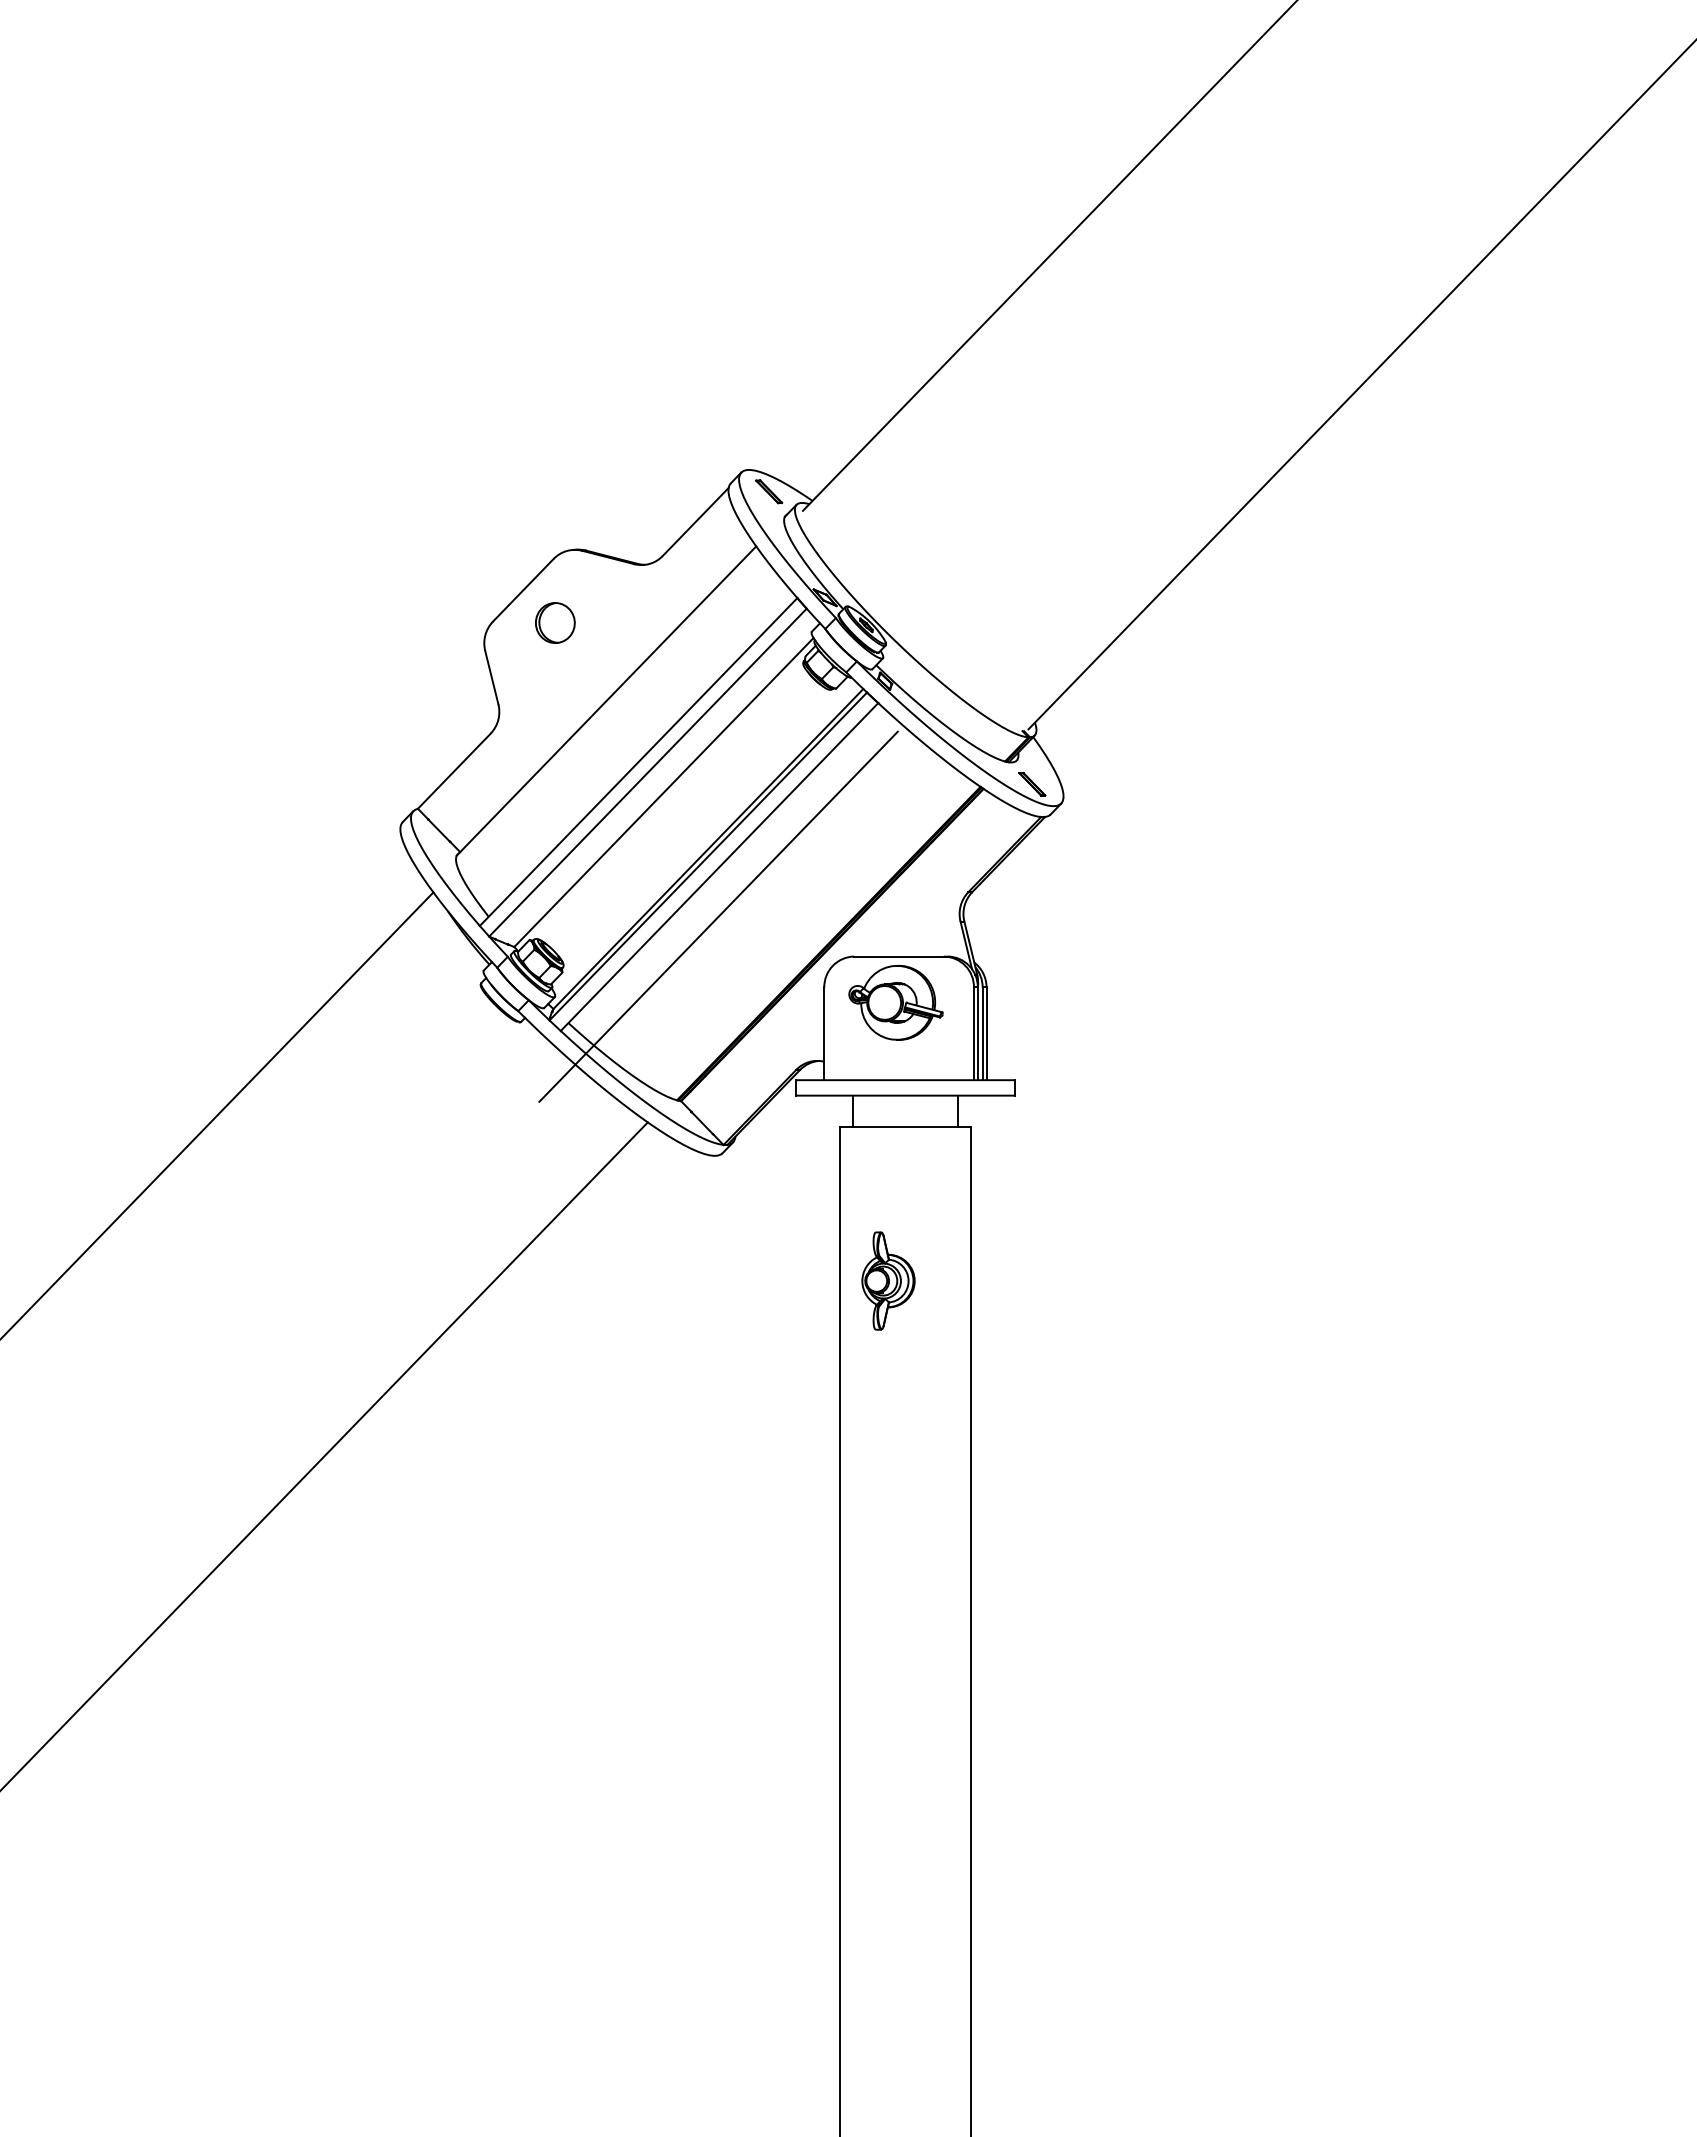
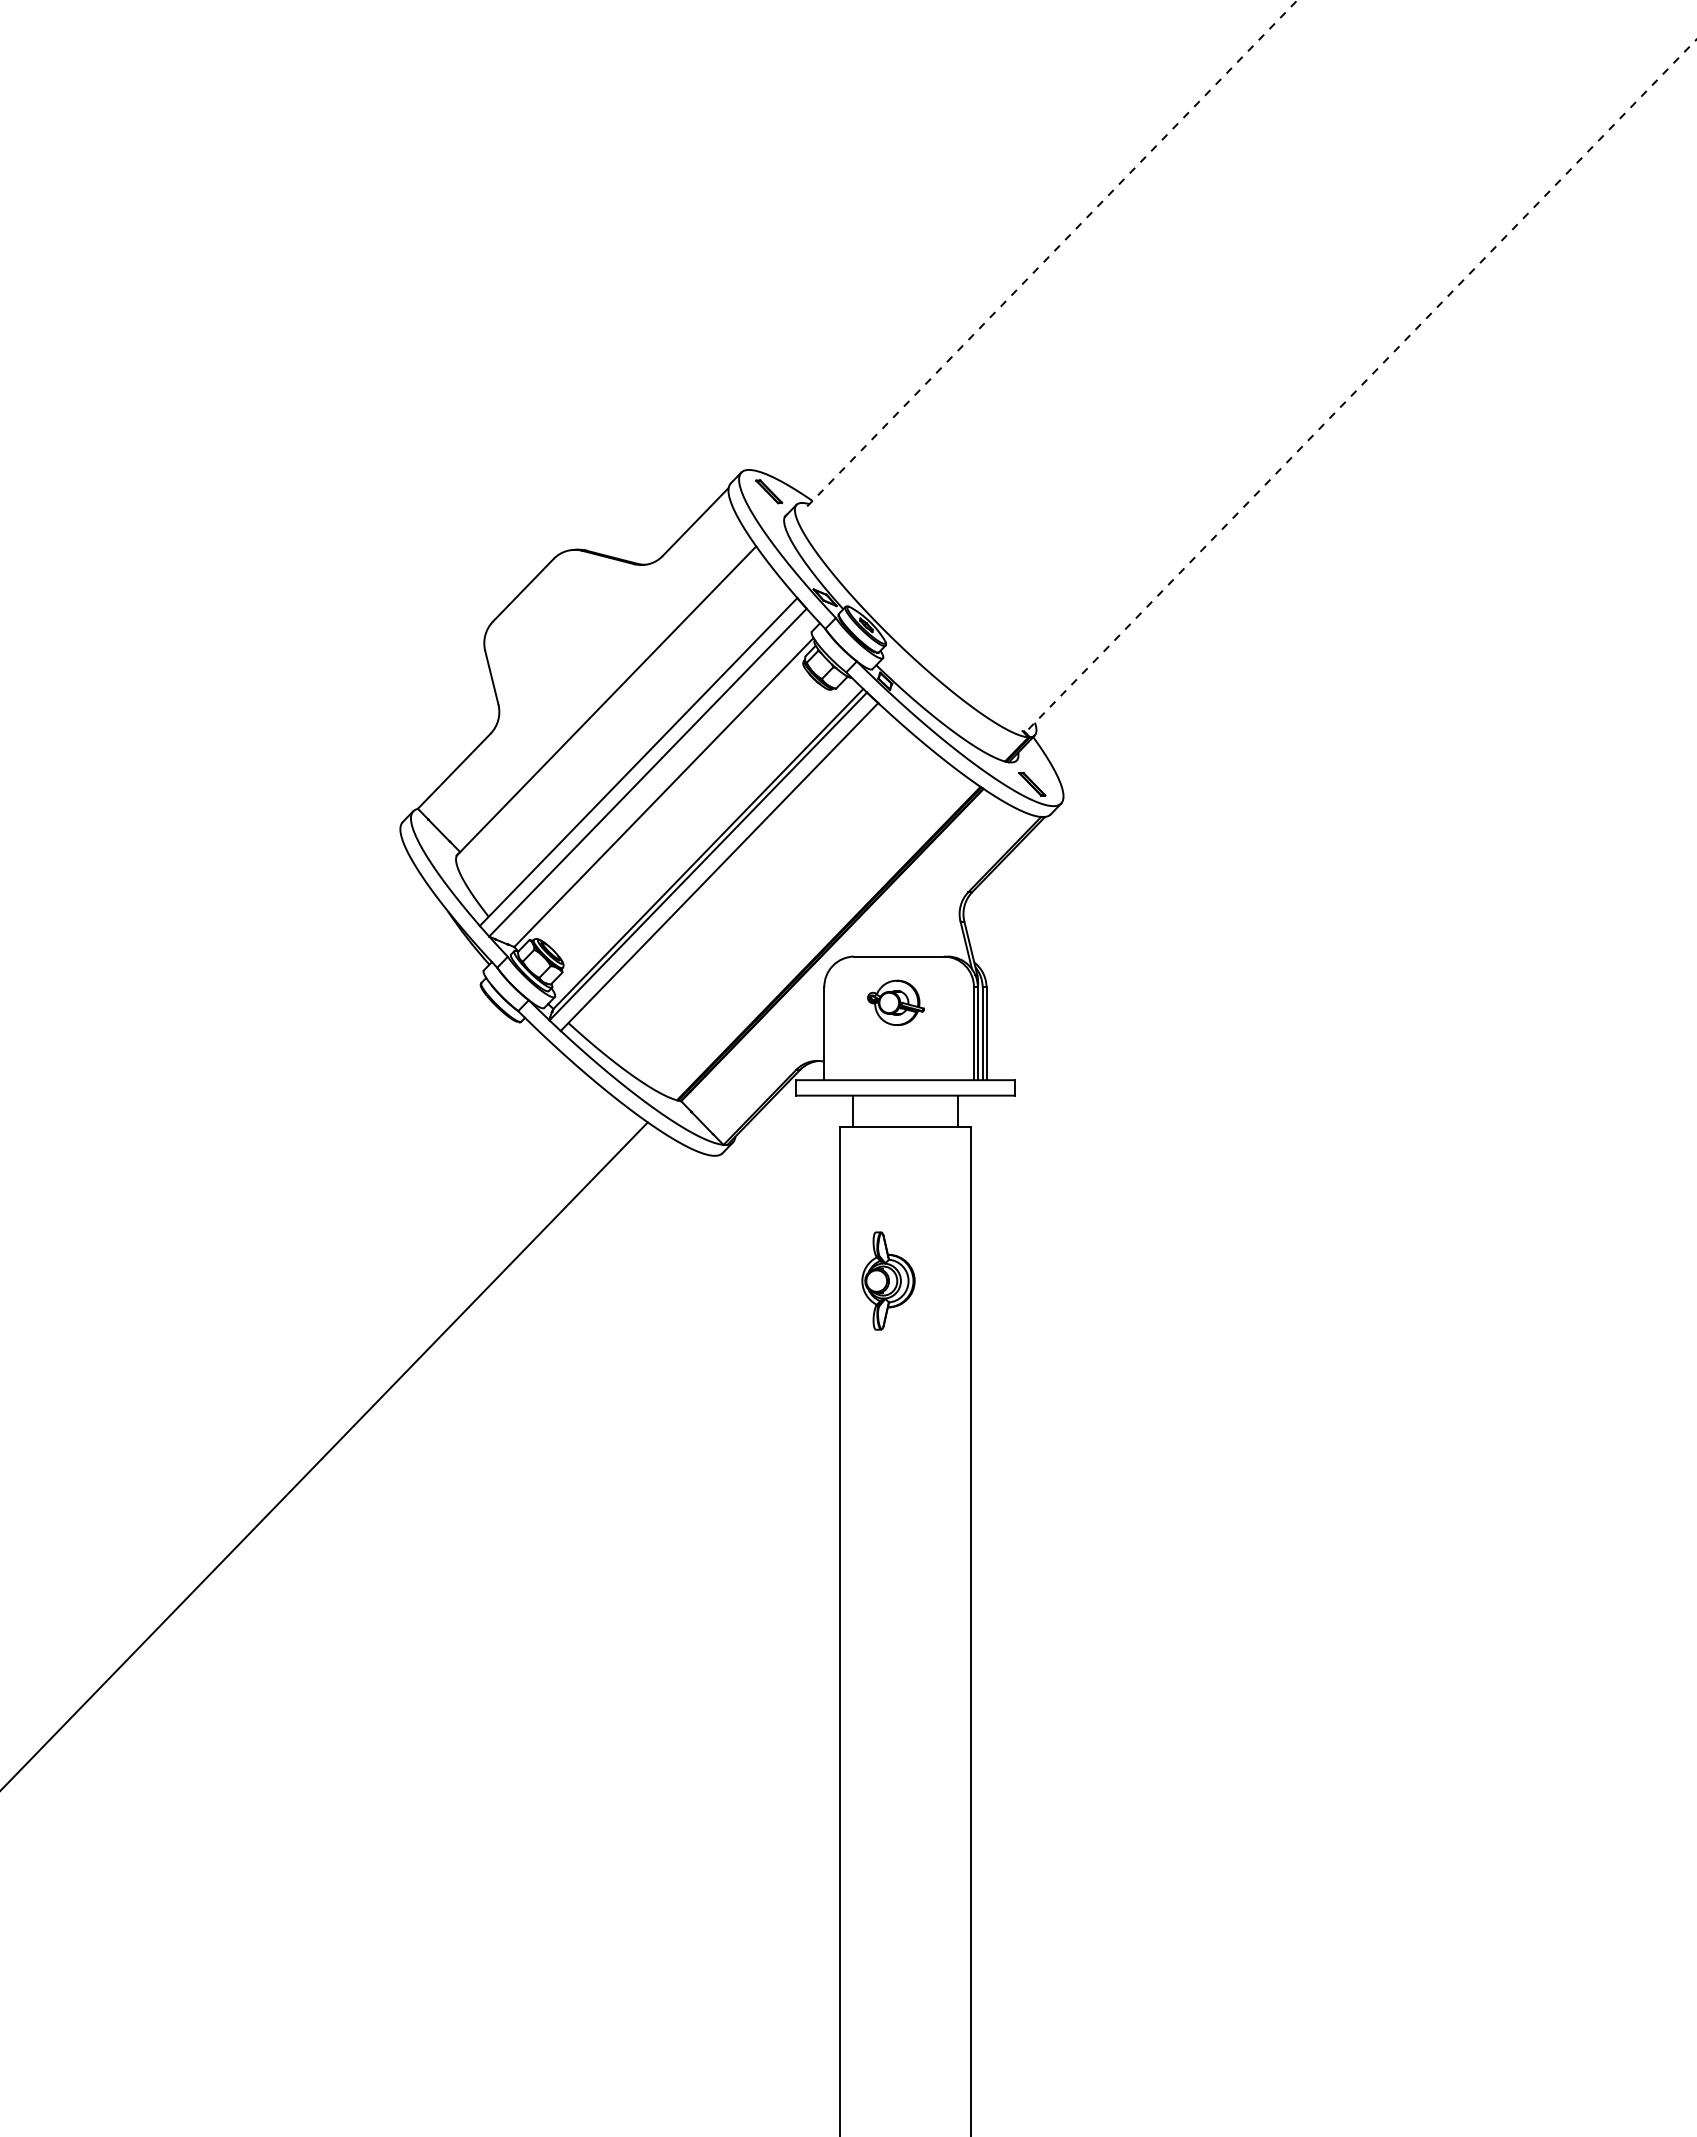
line: solid -> dashed (1049, 255)
line: solid -> dashed (1363, 383)
part: present -> none (555, 622)
line: present -> none (718, 916)
part size: 96x76 px -> 58x48 px (895, 1002)
line: present -> none (217, 1114)
